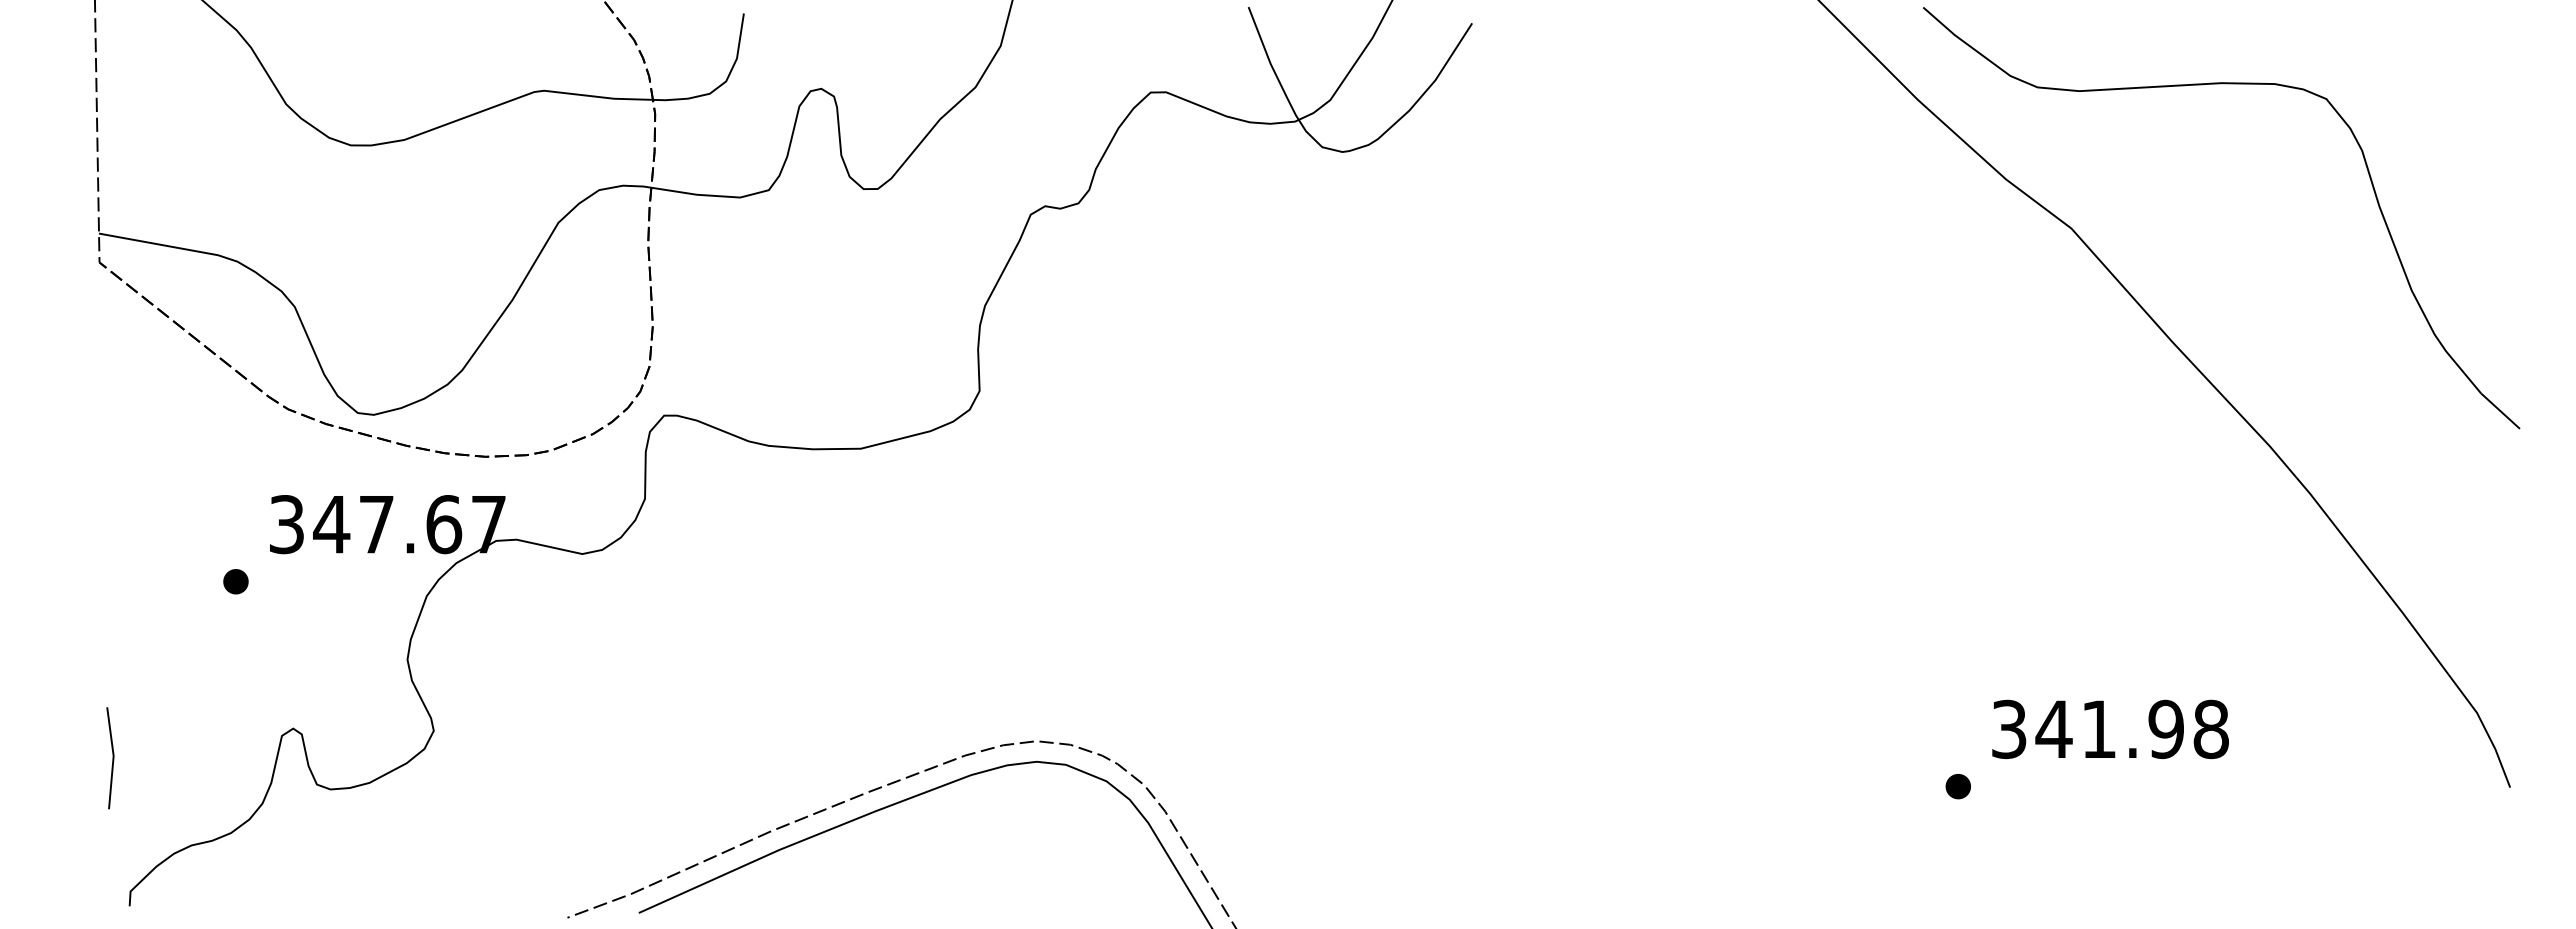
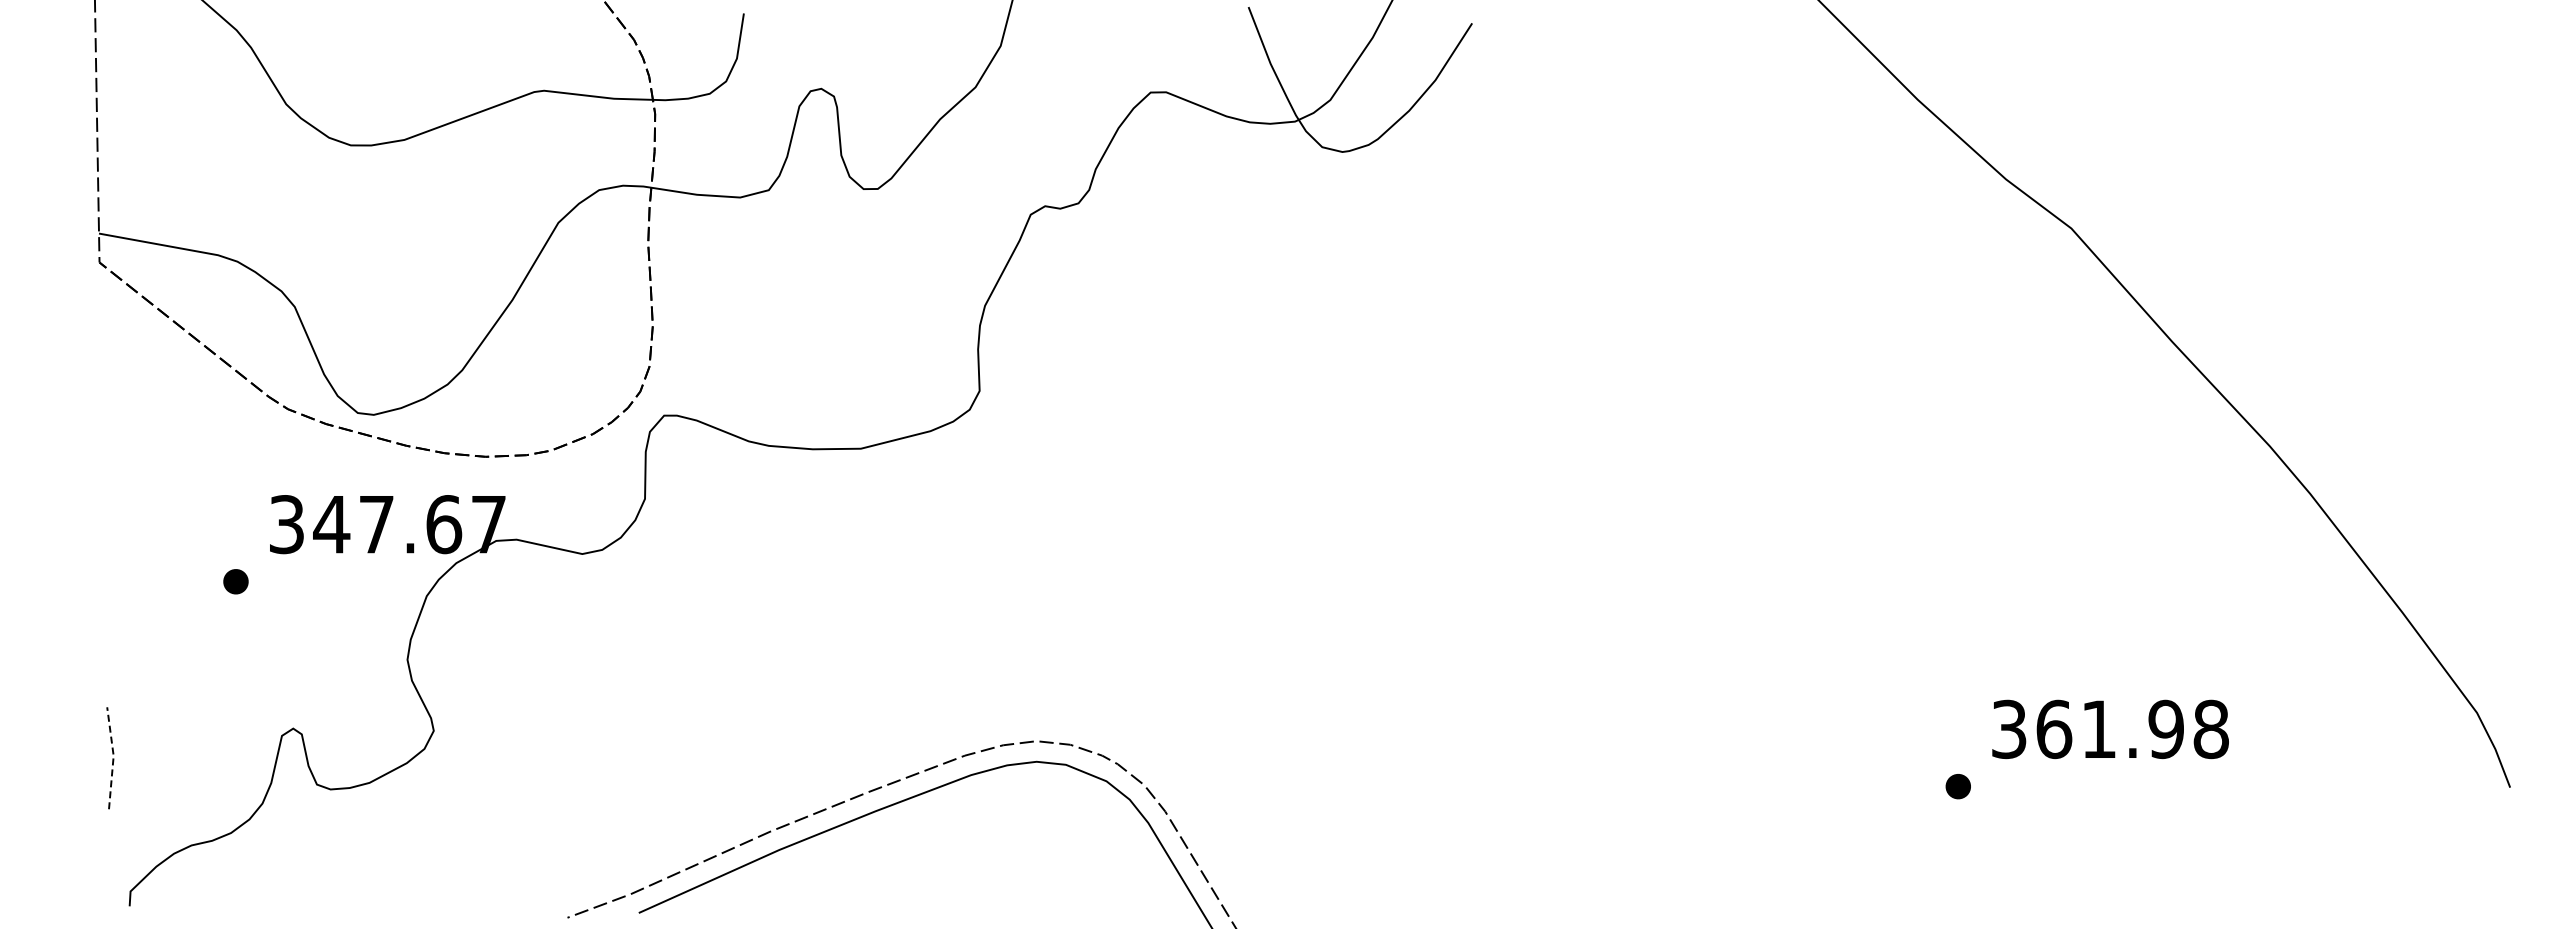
part: present -> none (2221, 84)
text: 341.98 -> 361.98 (2053, 729)
line: solid -> dashed (113, 756)
